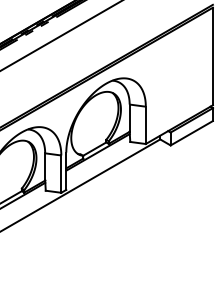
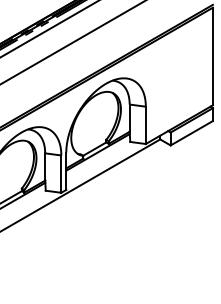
line: none -> present (49, 29)
line position: (60, 35) -> (72, 42) (72, 42)
